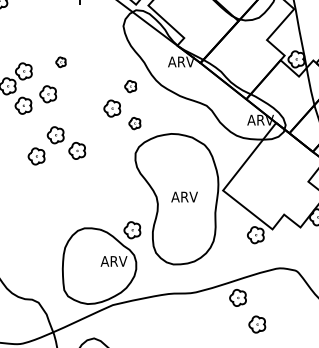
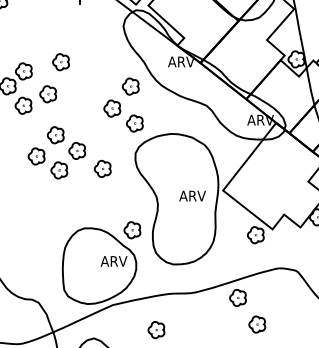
part size: 12x13 px -> 18x19 px (60, 62)
part size: 14x14 px -> 19x19 px (130, 86)
part size: 14x14 px -> 18x19 px (134, 123)
part: none -> present (102, 168)
part: none -> present (59, 170)
text position: (184, 196) -> (192, 195) (192, 195)
part: none -> present (156, 330)
